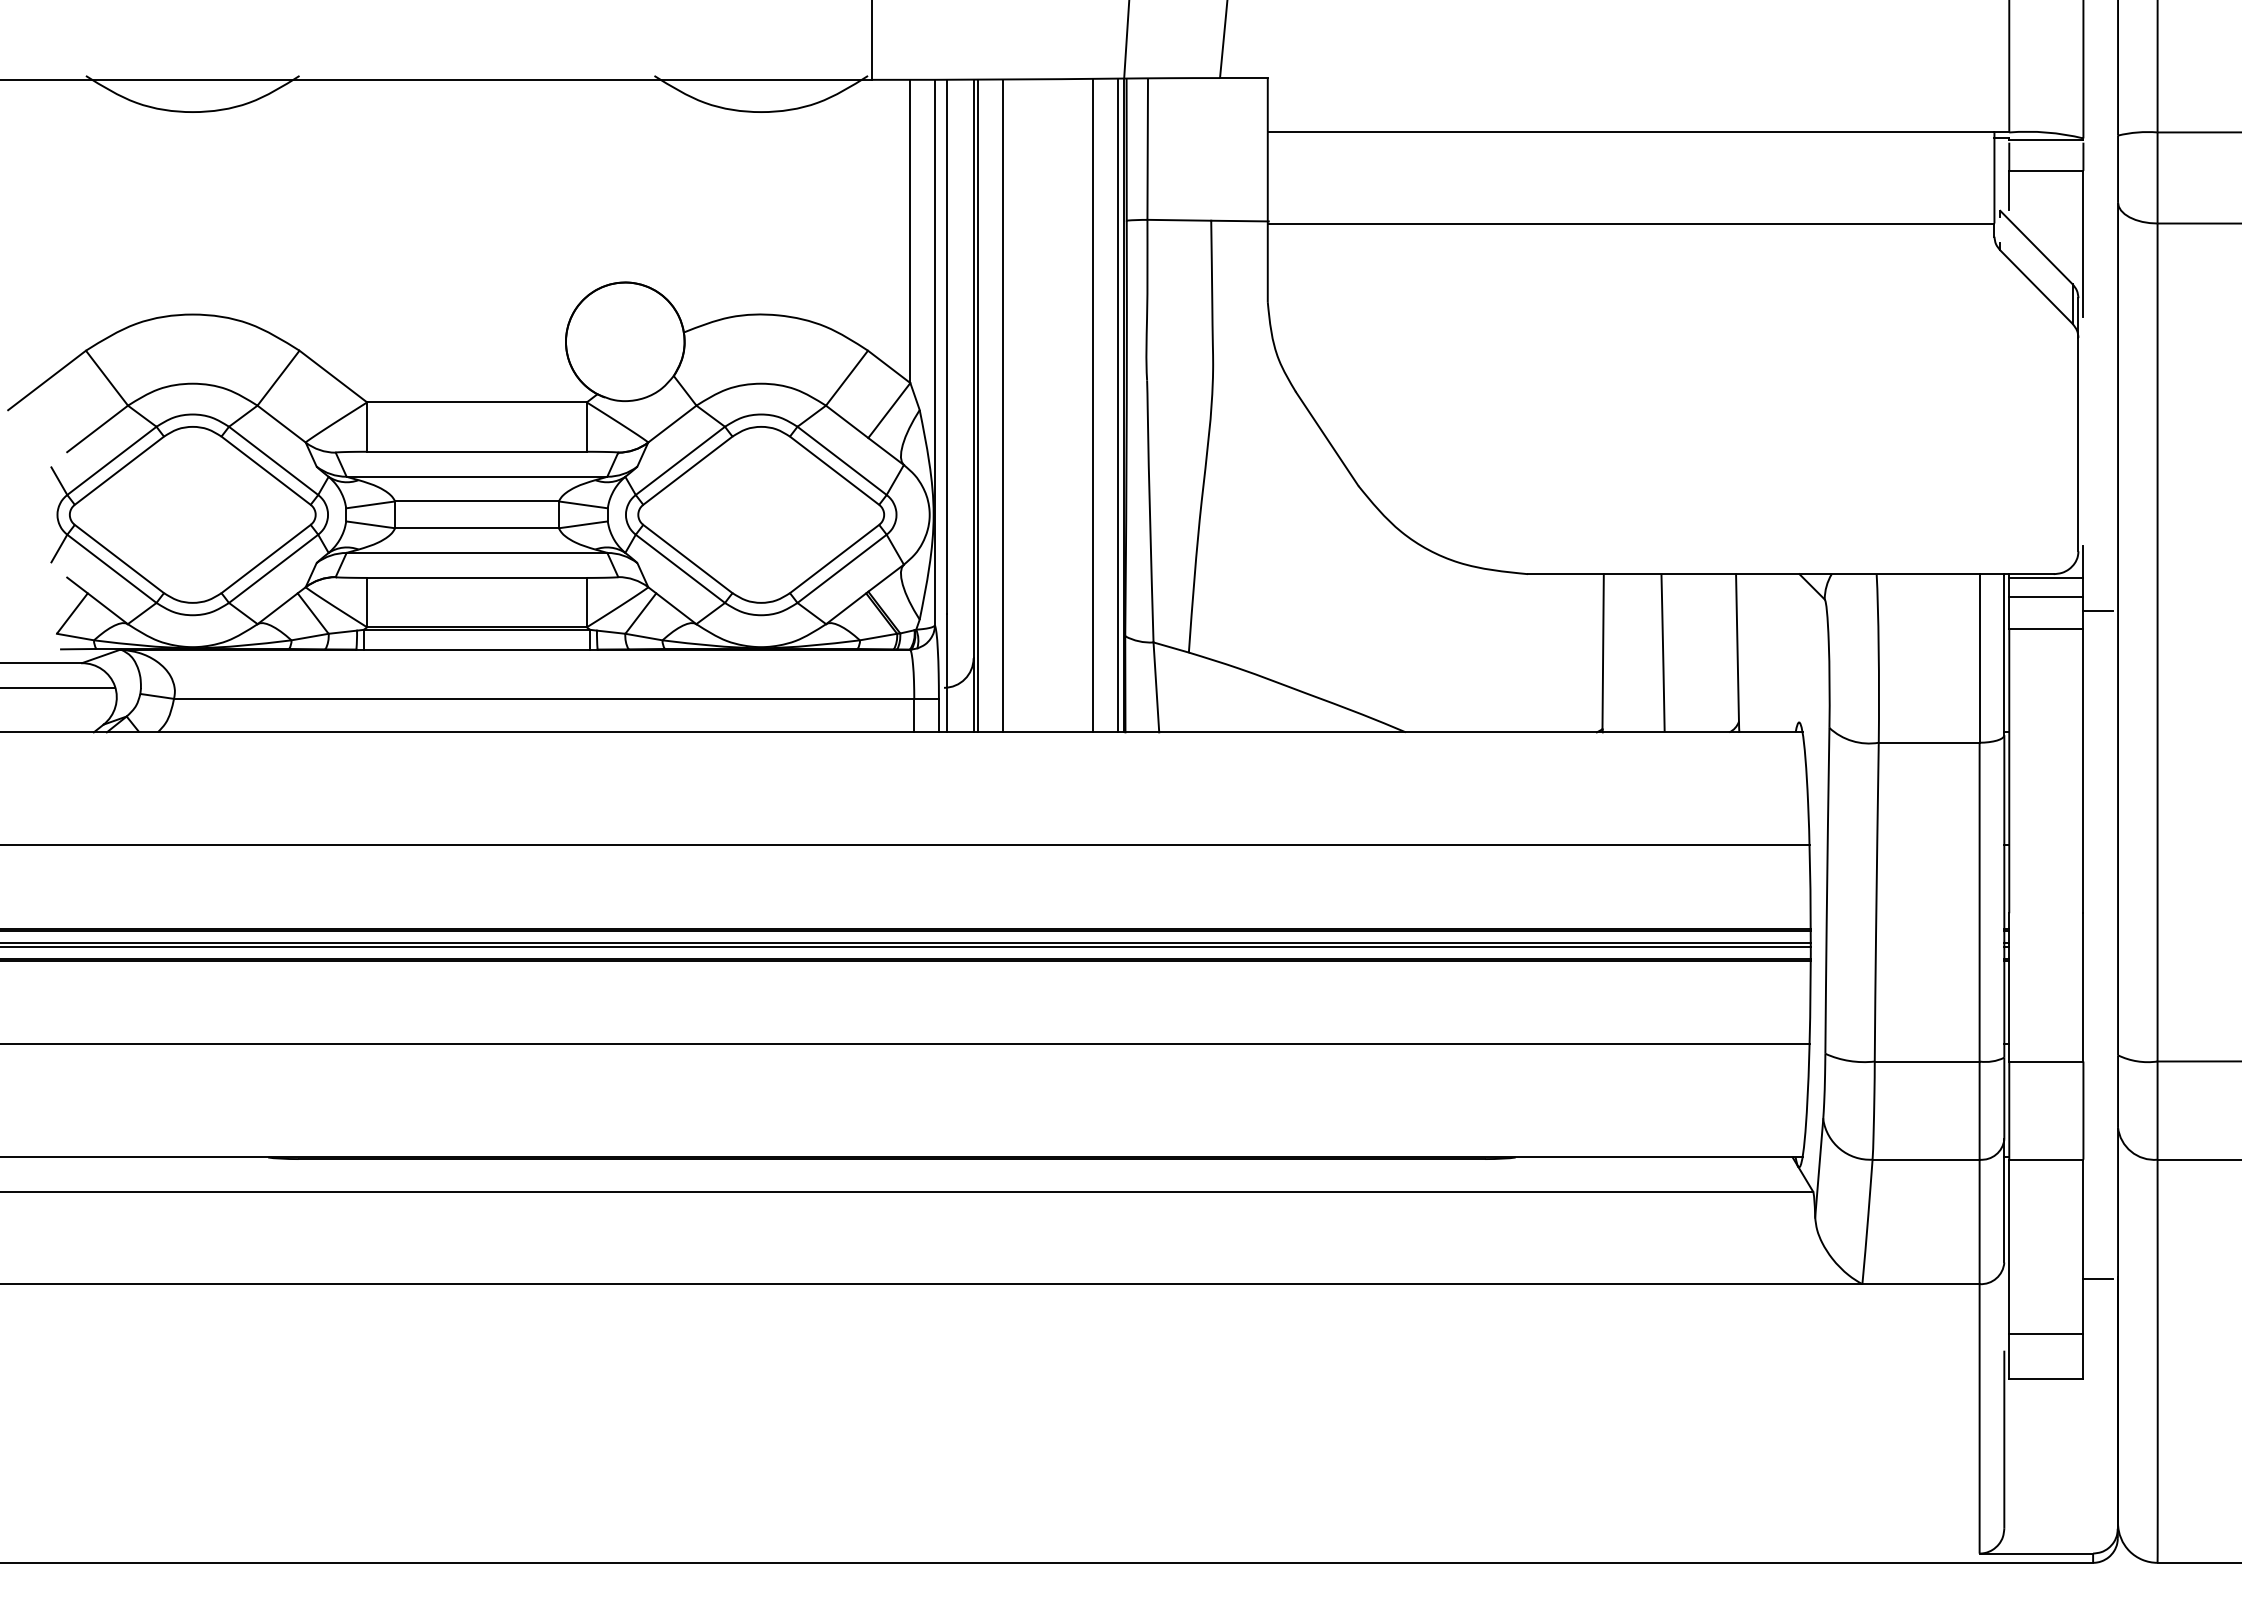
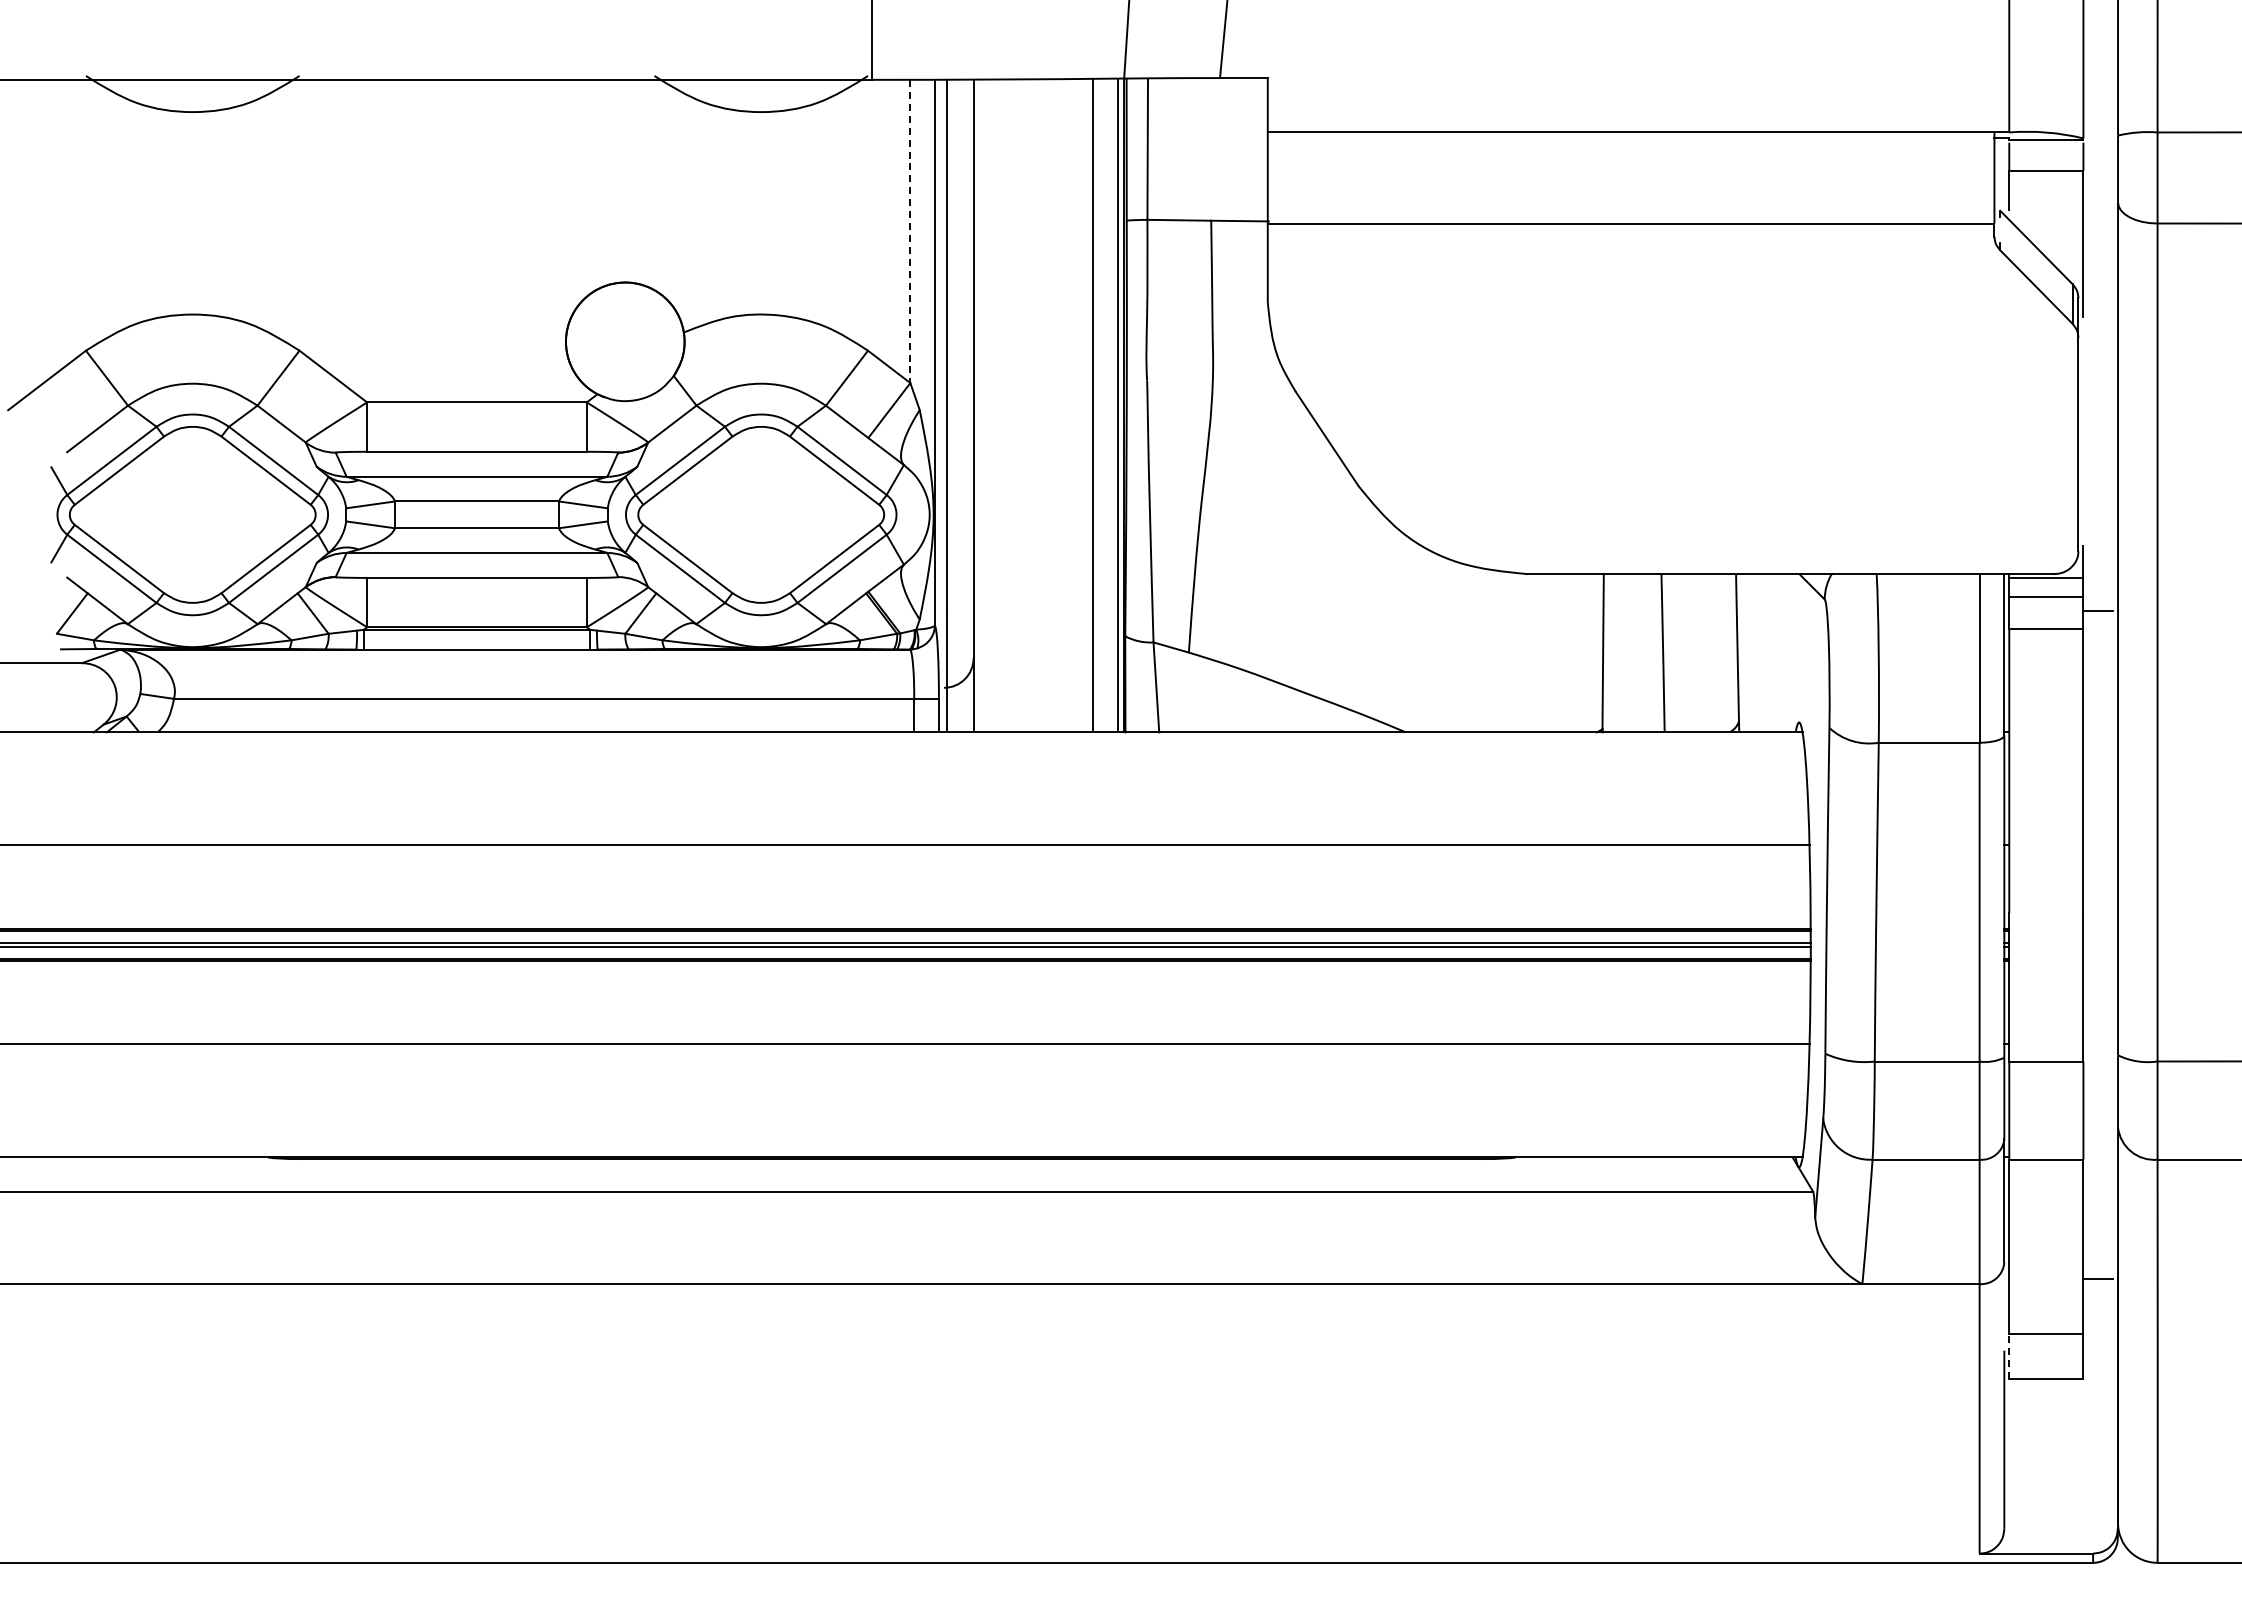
line: solid -> dashed (910, 231)
line: present -> none (977, 405)
line: present -> none (1002, 405)
line: present -> none (58, 687)
line: solid -> dashed (2009, 1355)
